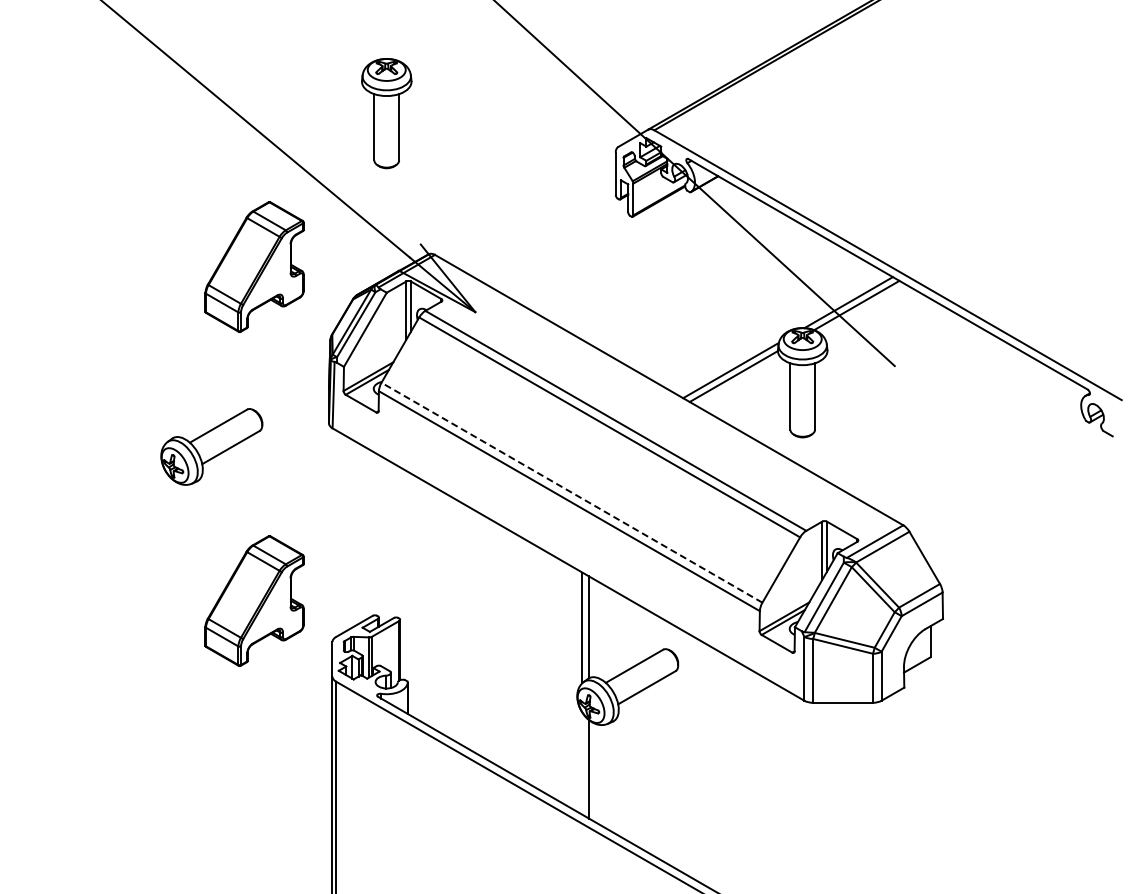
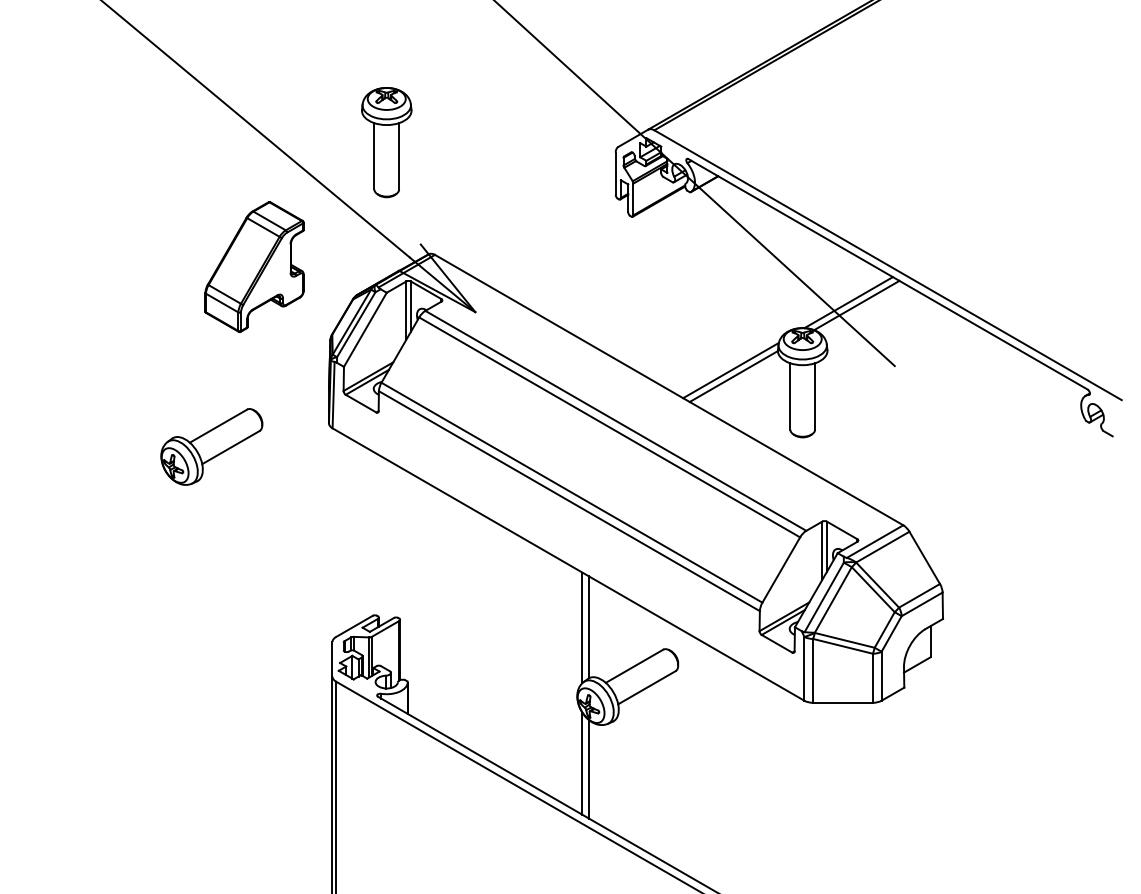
part position: (386, 113) -> (386, 142) (386, 142)
line: dashed -> solid (571, 492)
part: present -> none (254, 600)
line: none -> present (582, 763)
